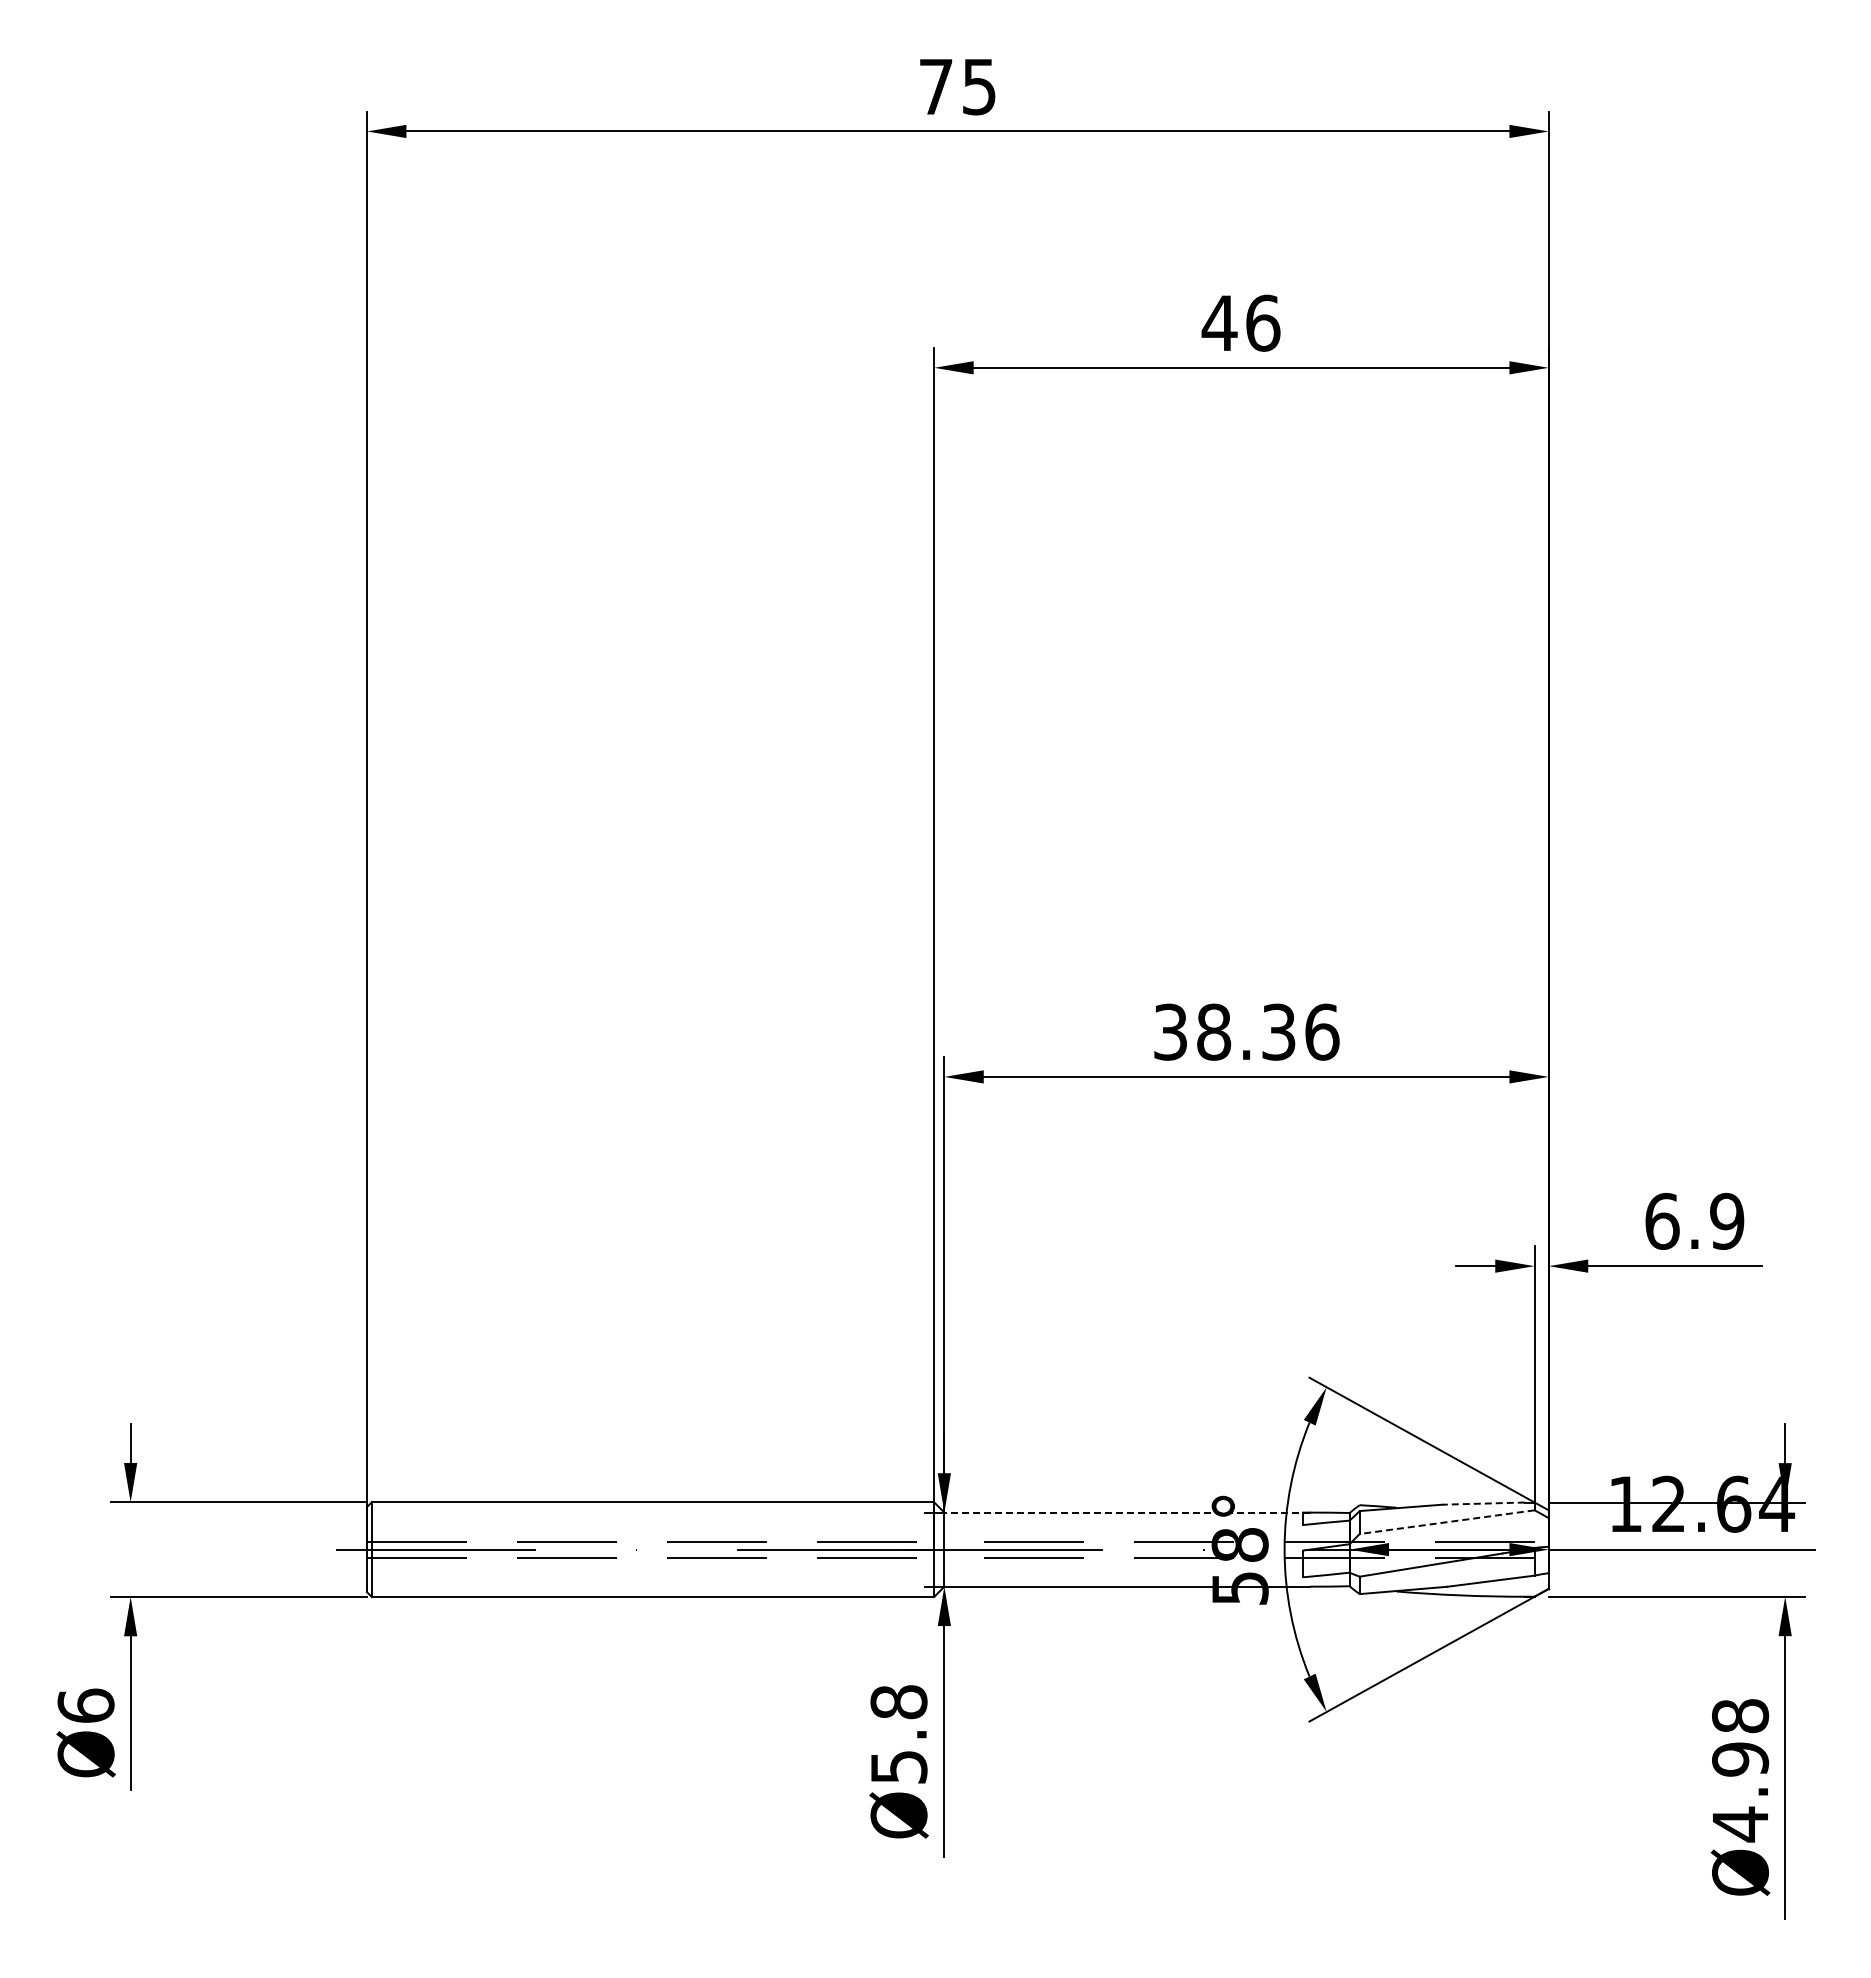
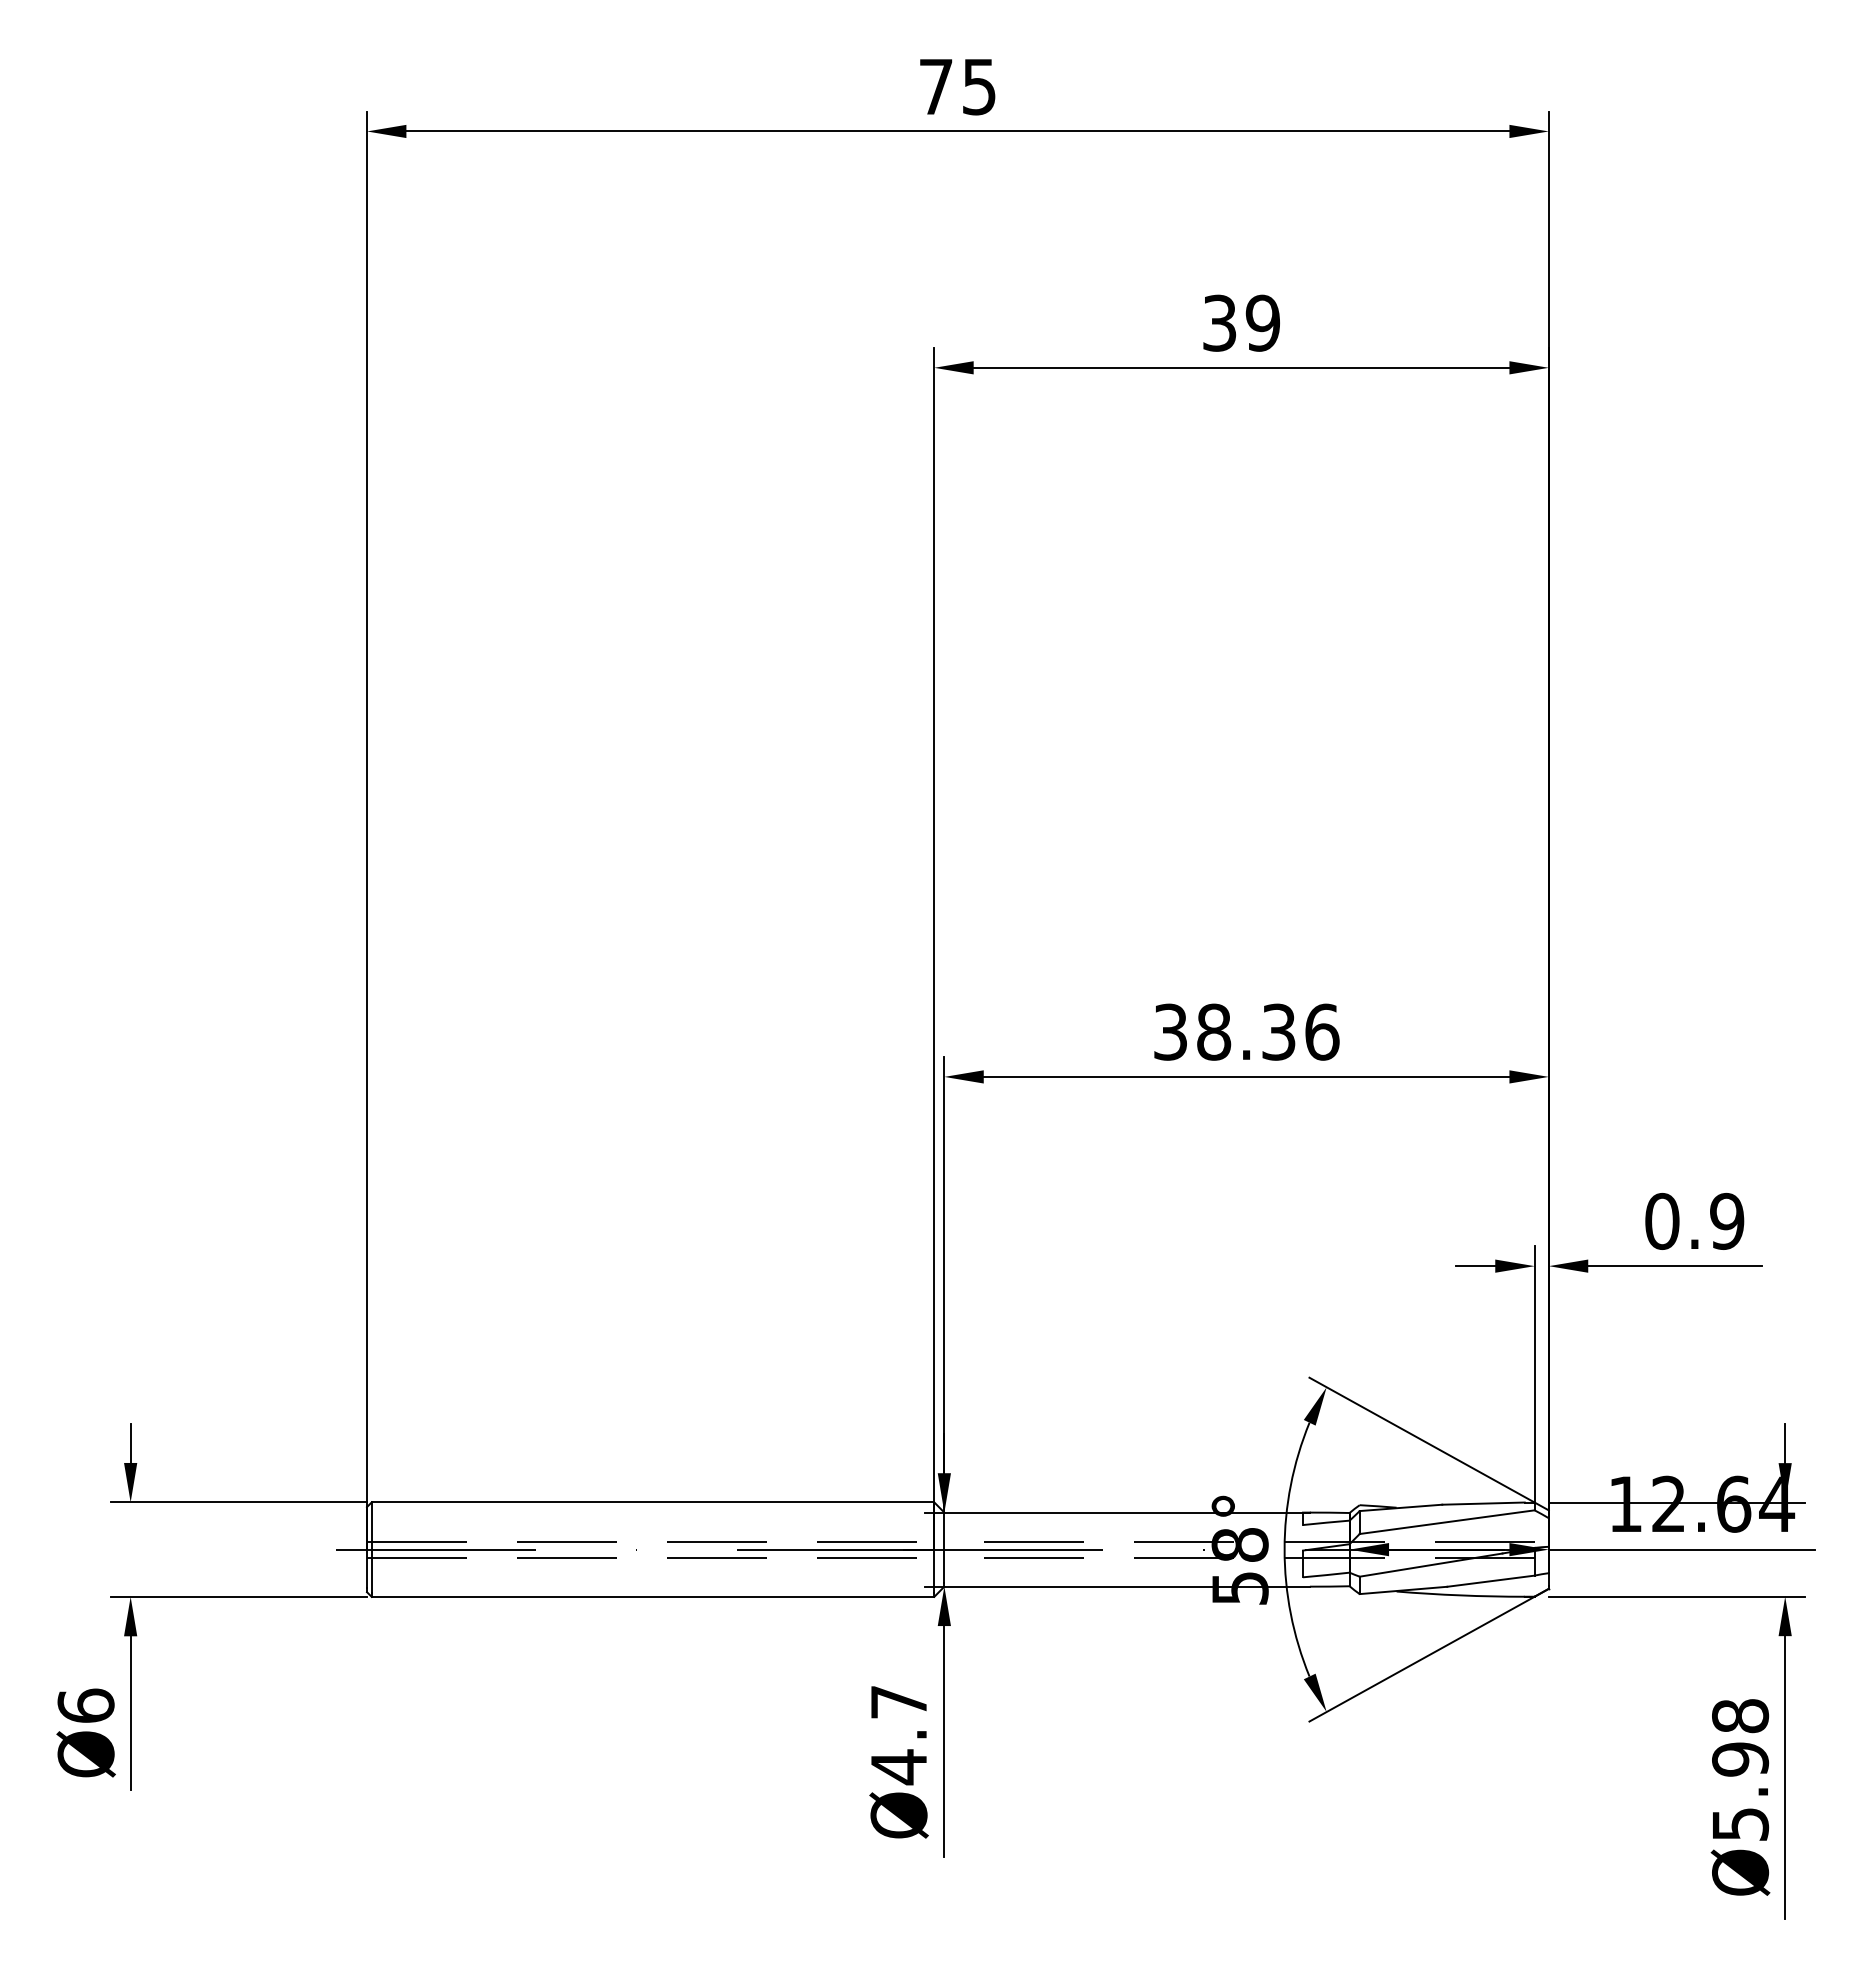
text: 46 -> 39 (1240, 322)
text: 6.9 -> 0.9 (1662, 1220)
line: dashed -> solid (1483, 1503)
line: dashed -> solid (1127, 1512)
line: dashed -> solid (1446, 1522)
text: Ø5.8 -> Ø4.7 (898, 1735)
text: Ø4.98 -> Ø5.98 (1741, 1824)
